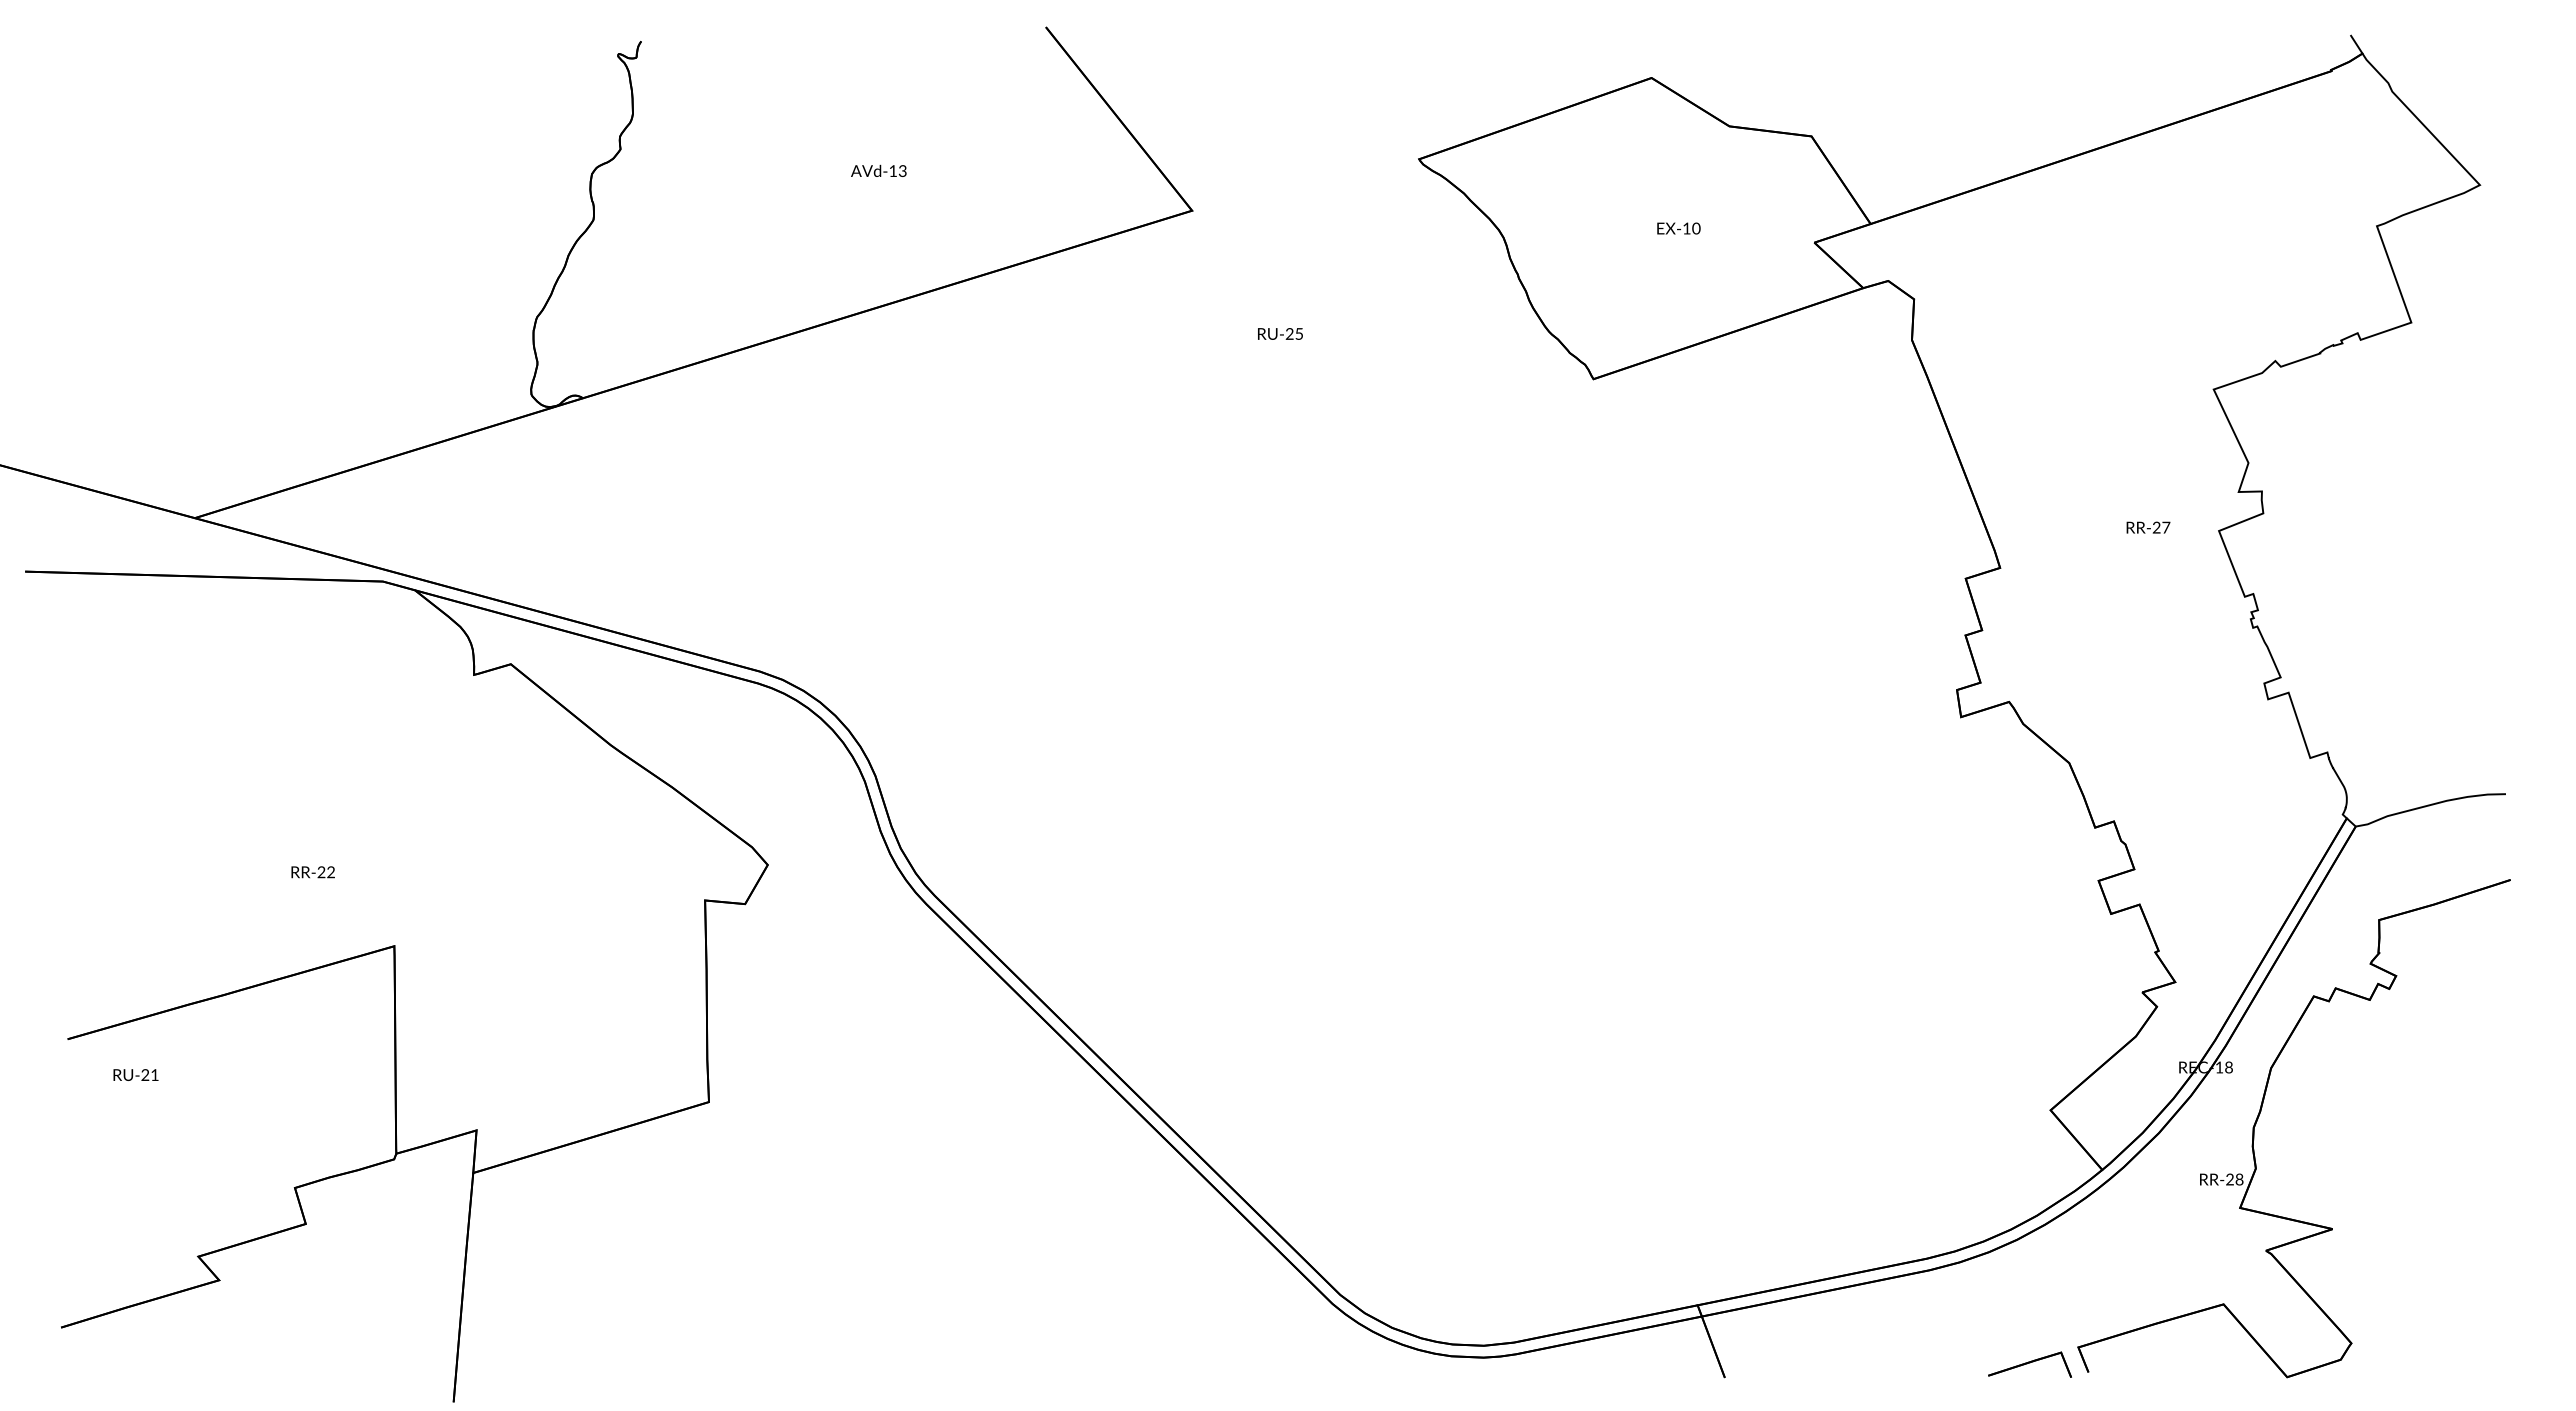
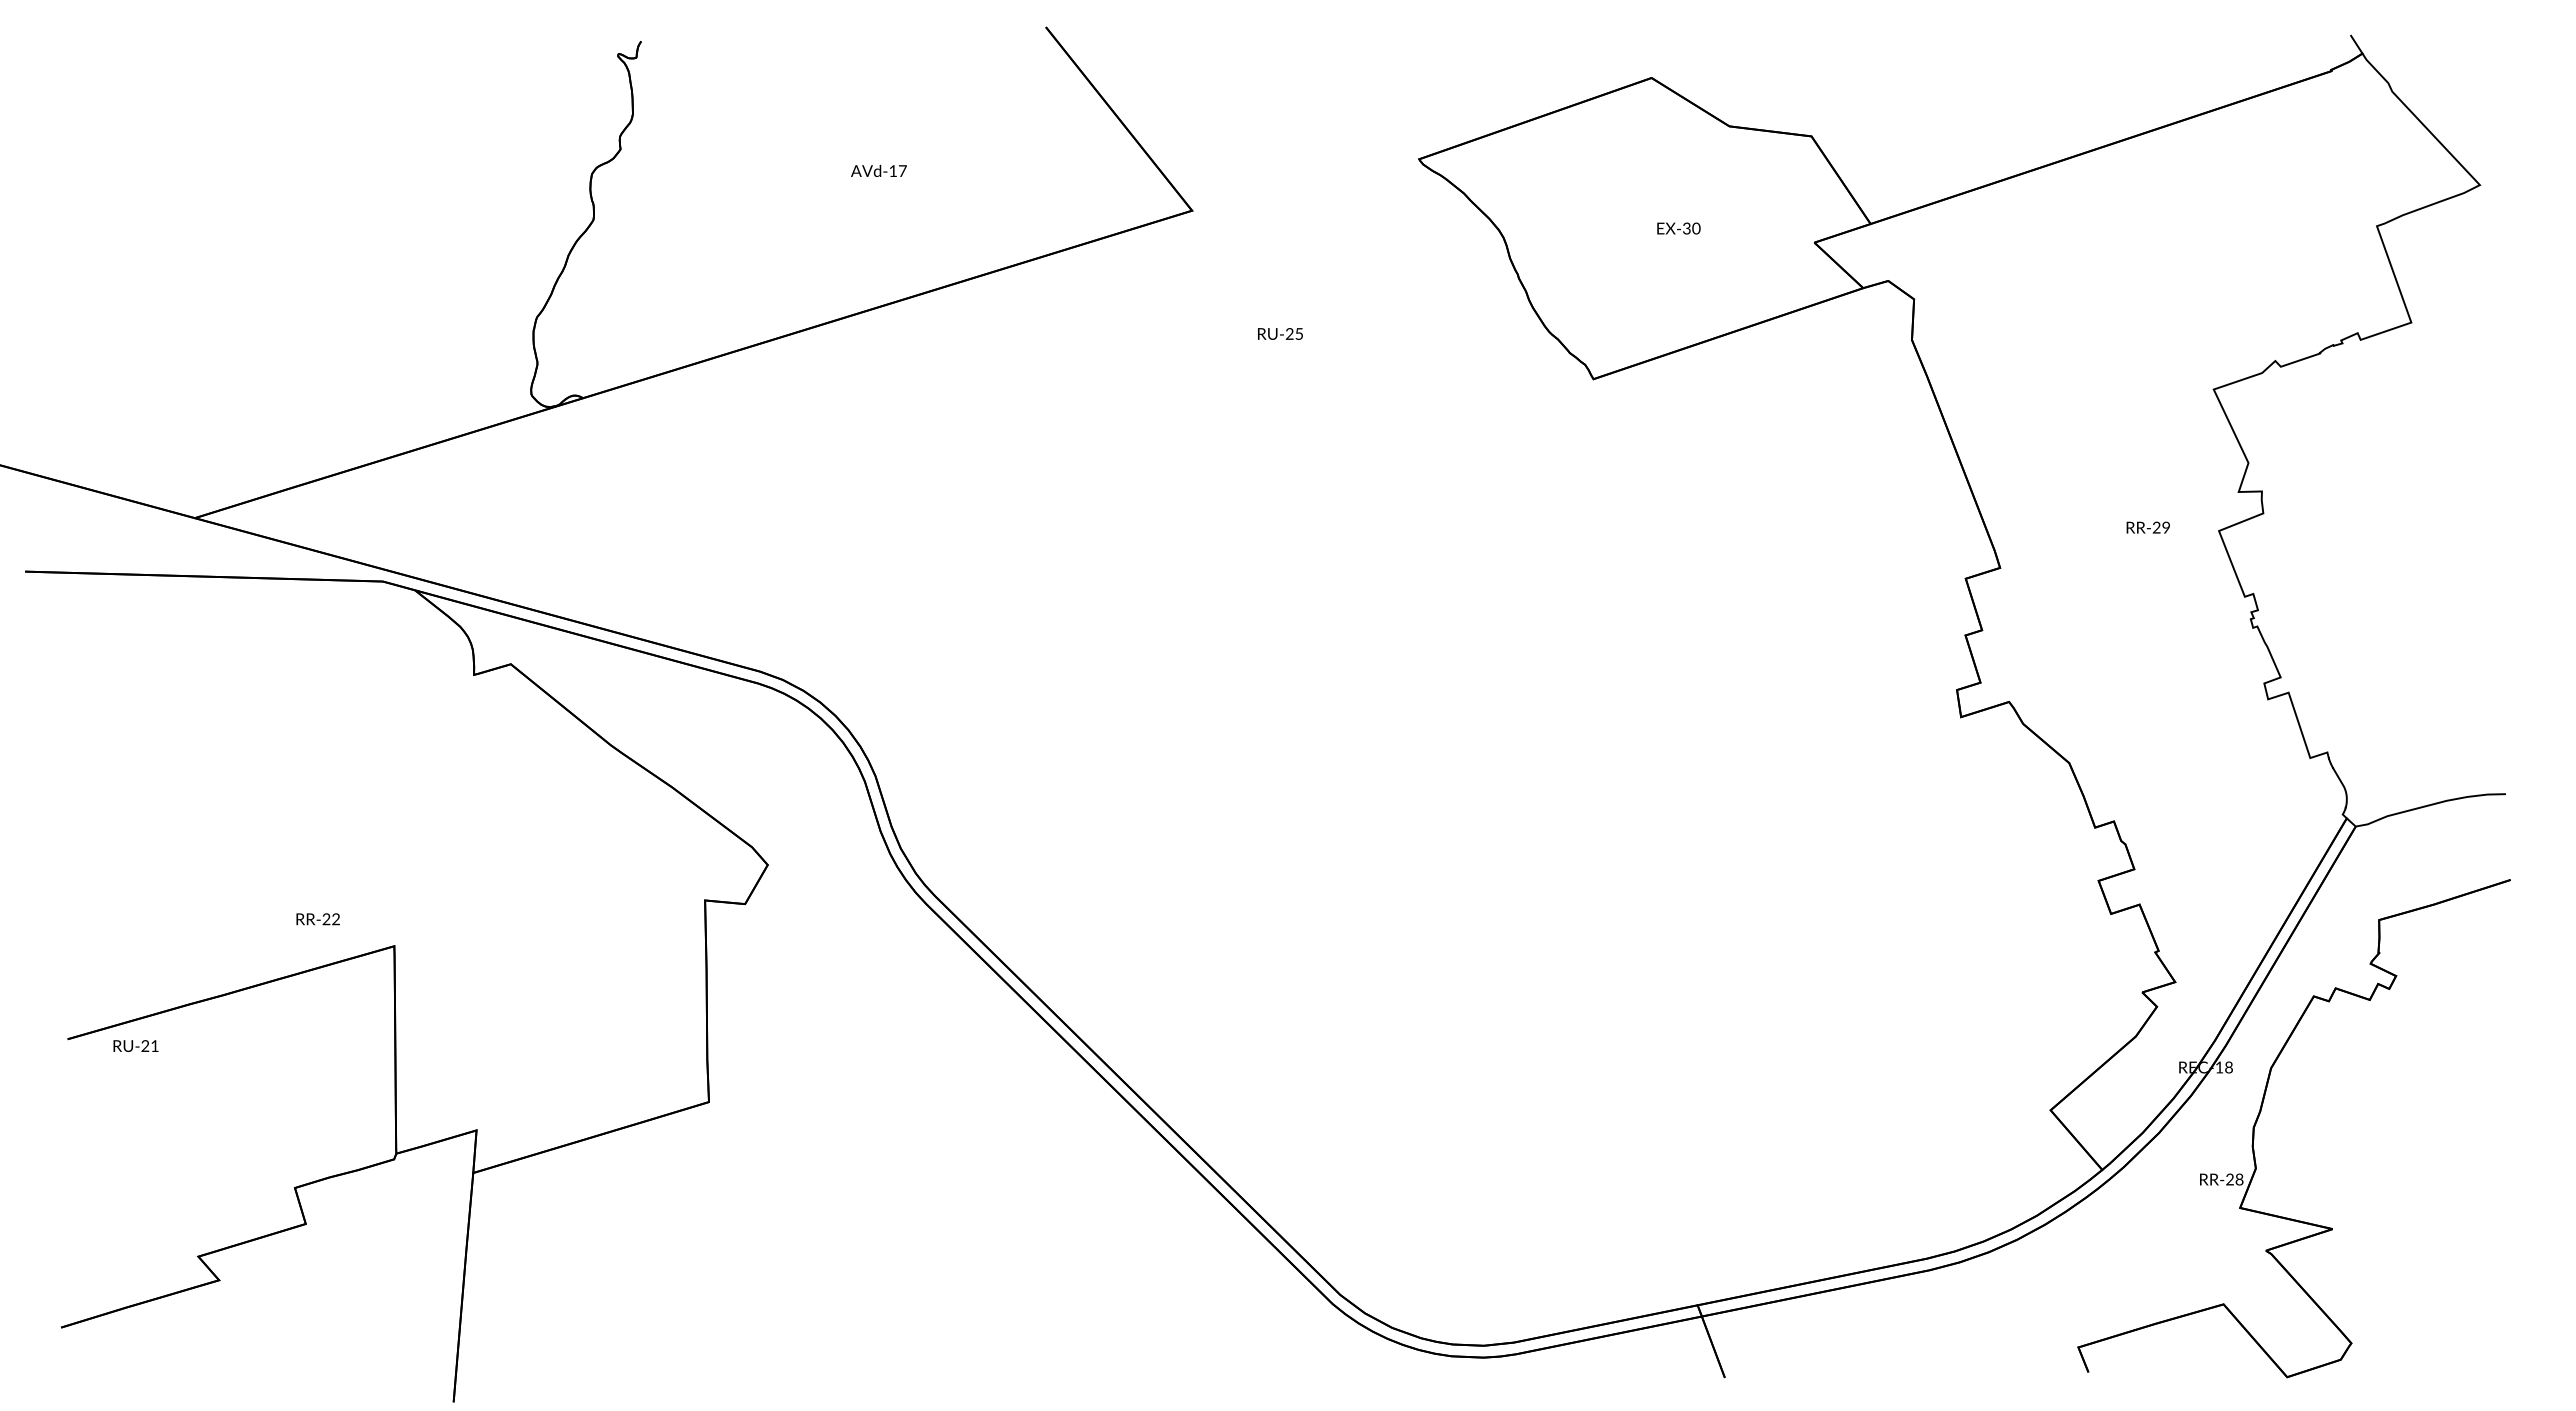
text: AVd-13 -> AVd-17 (902, 171)
text: EX-10 -> EX-30 (1686, 228)
text: RR-27 -> RR-29 (2166, 527)
text position: (312, 872) -> (317, 919) (317, 919)
text position: (135, 1074) -> (135, 1045) (135, 1045)
part: present -> none (2029, 1364)
